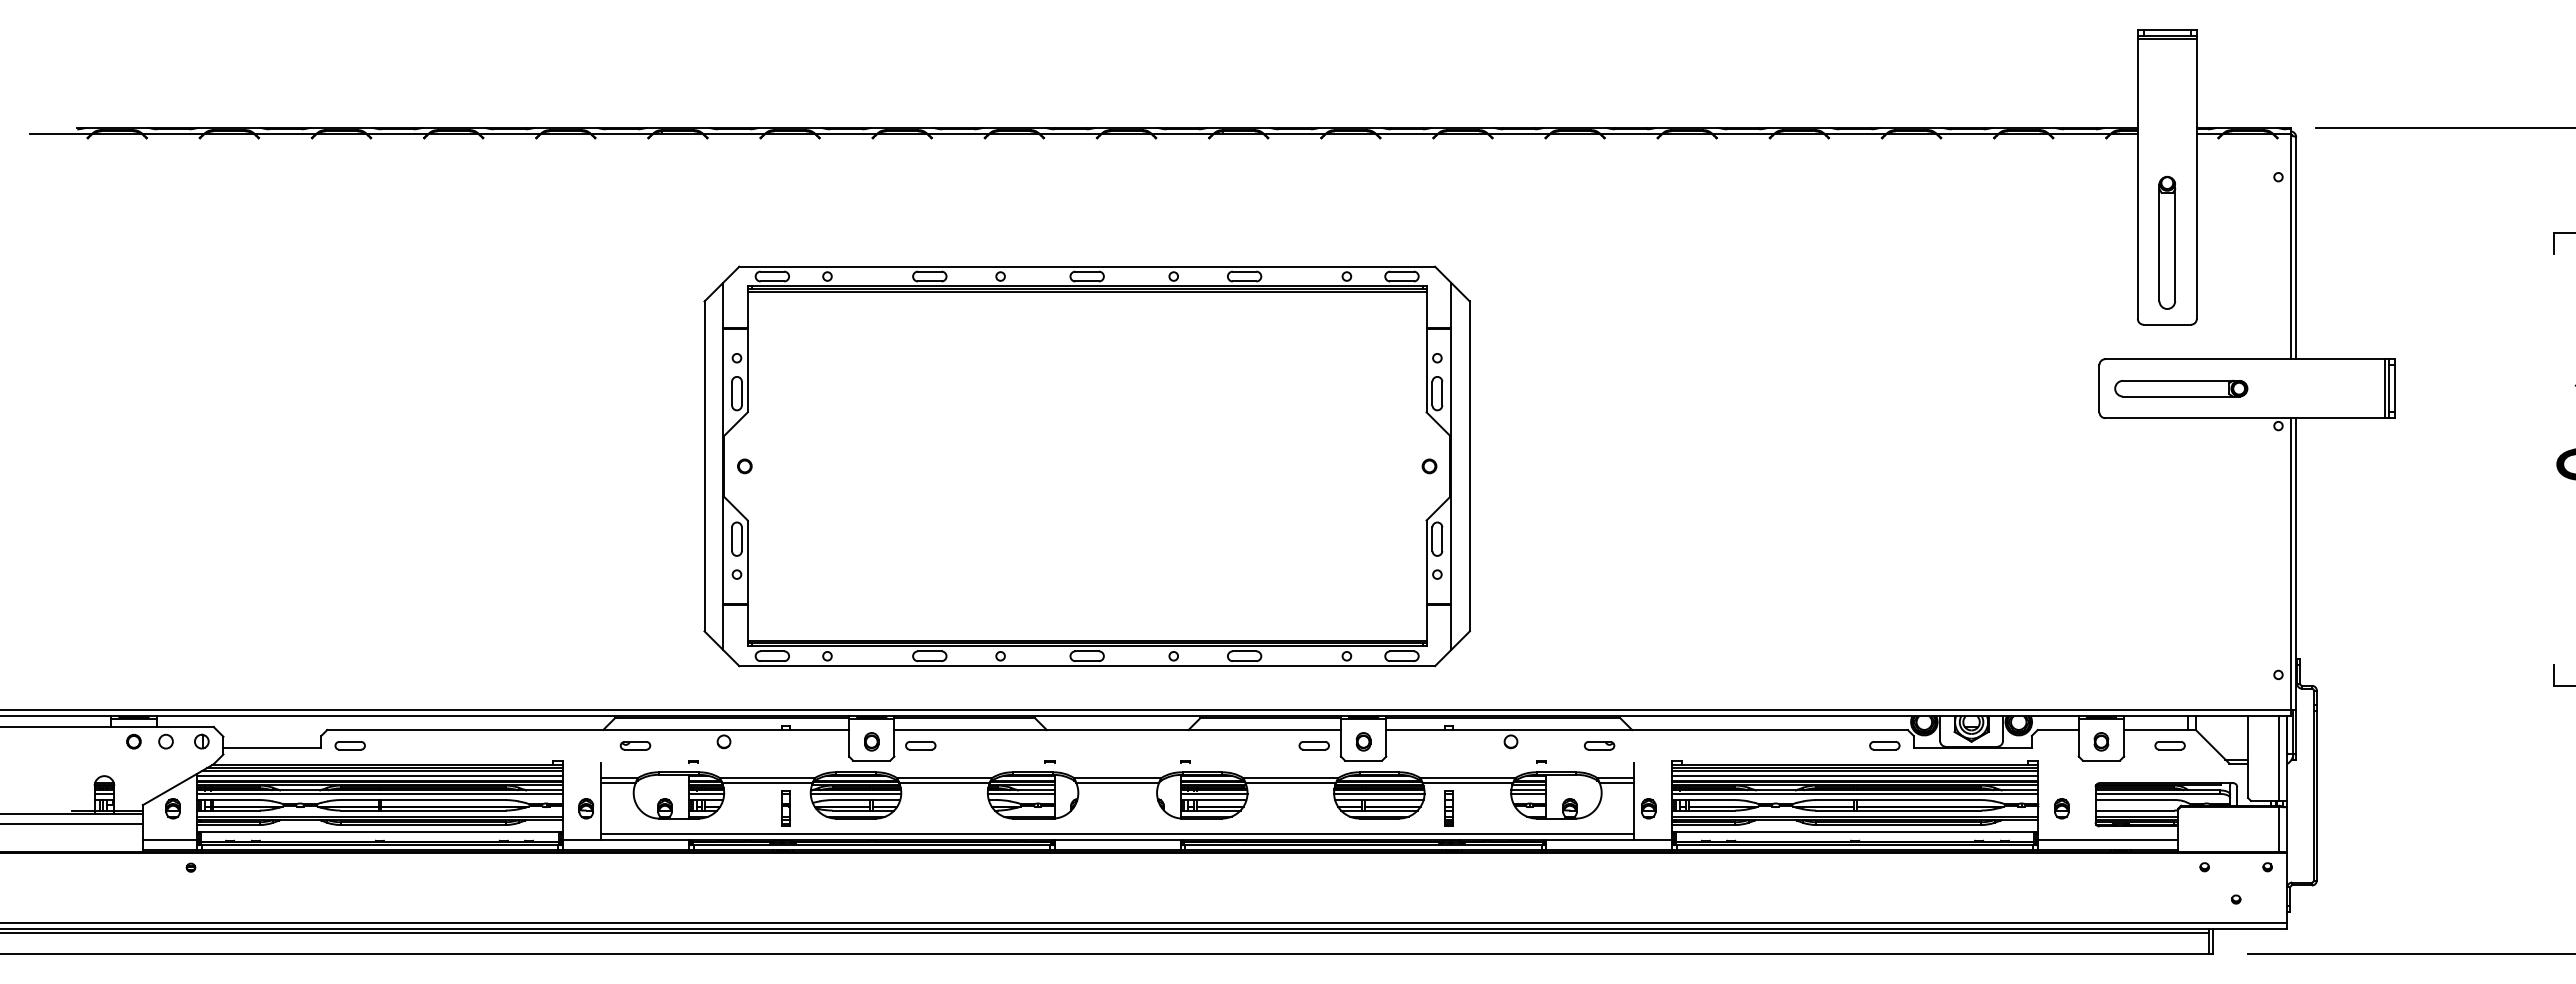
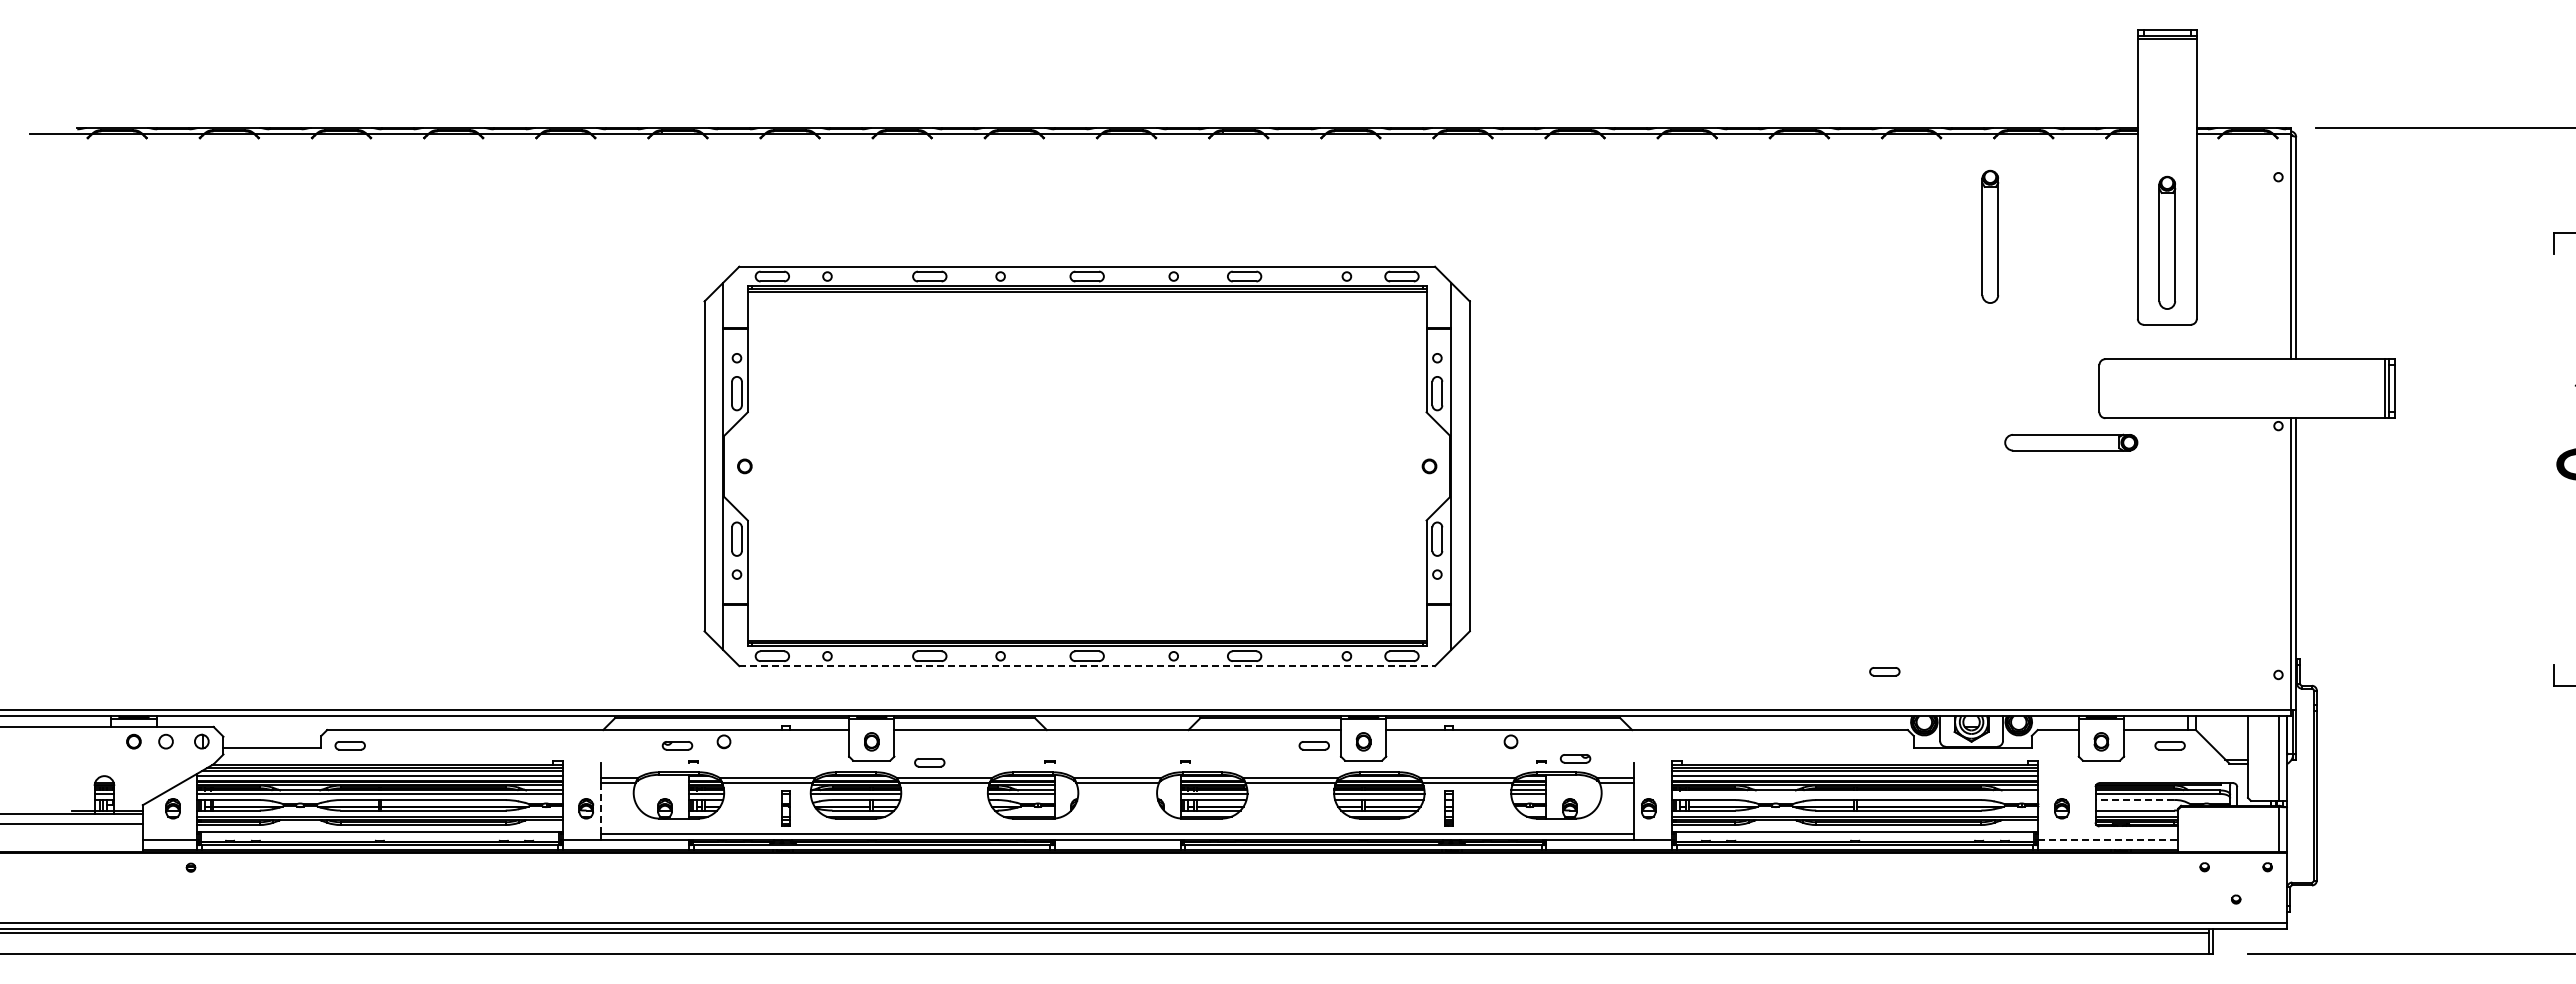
part: none -> present (1990, 236)
part position: (2181, 388) -> (2071, 442) (2071, 442)
line: solid -> dashed (1087, 666)
part position: (635, 745) -> (677, 745) (677, 745)
part position: (920, 745) -> (929, 762) (929, 762)
part position: (1599, 745) -> (1575, 758) (1575, 758)
part position: (1884, 745) -> (1884, 671) (1884, 671)
line: present -> none (1855, 793)
line: solid -> dashed (2134, 800)
line: solid -> dashed (601, 808)
line: solid -> dashed (2108, 840)
